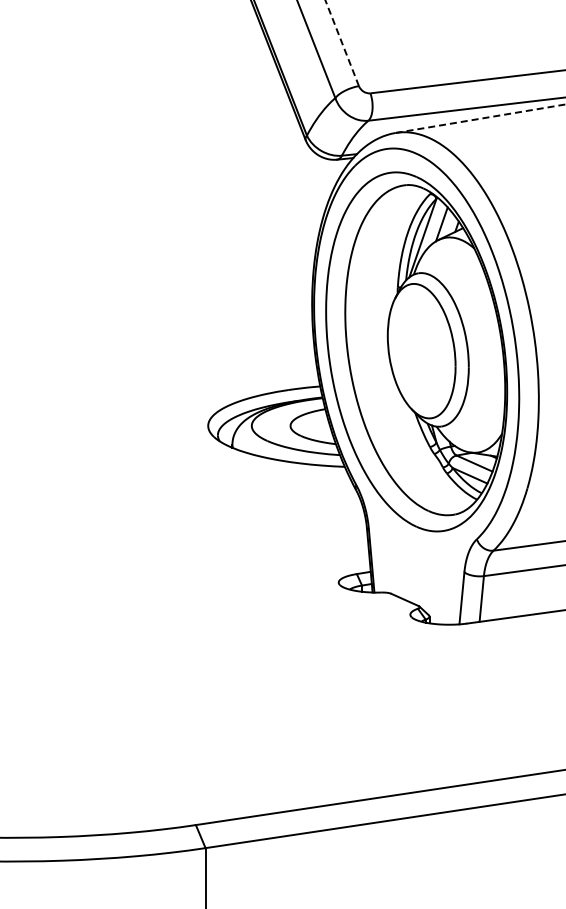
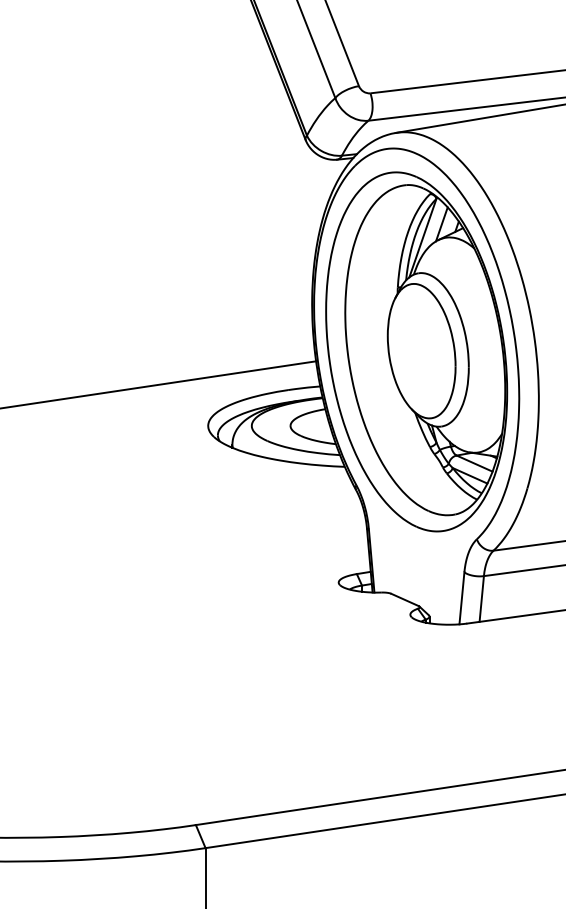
line: dashed -> solid (342, 43)
line: dashed -> solid (481, 118)
line: none -> present (159, 384)
